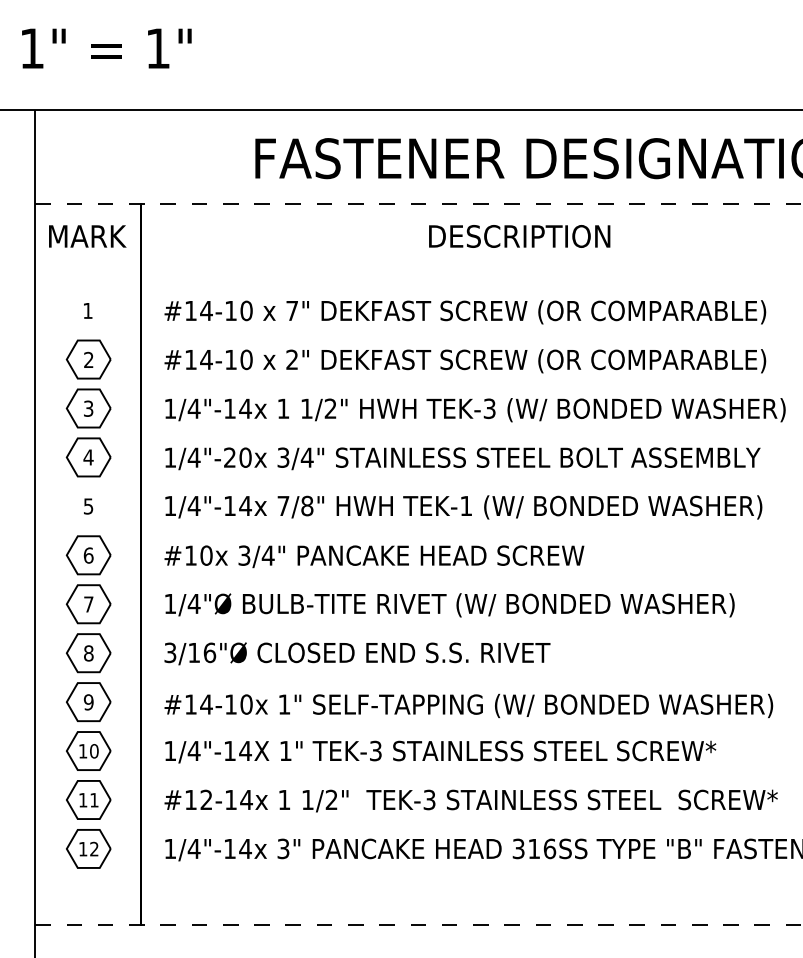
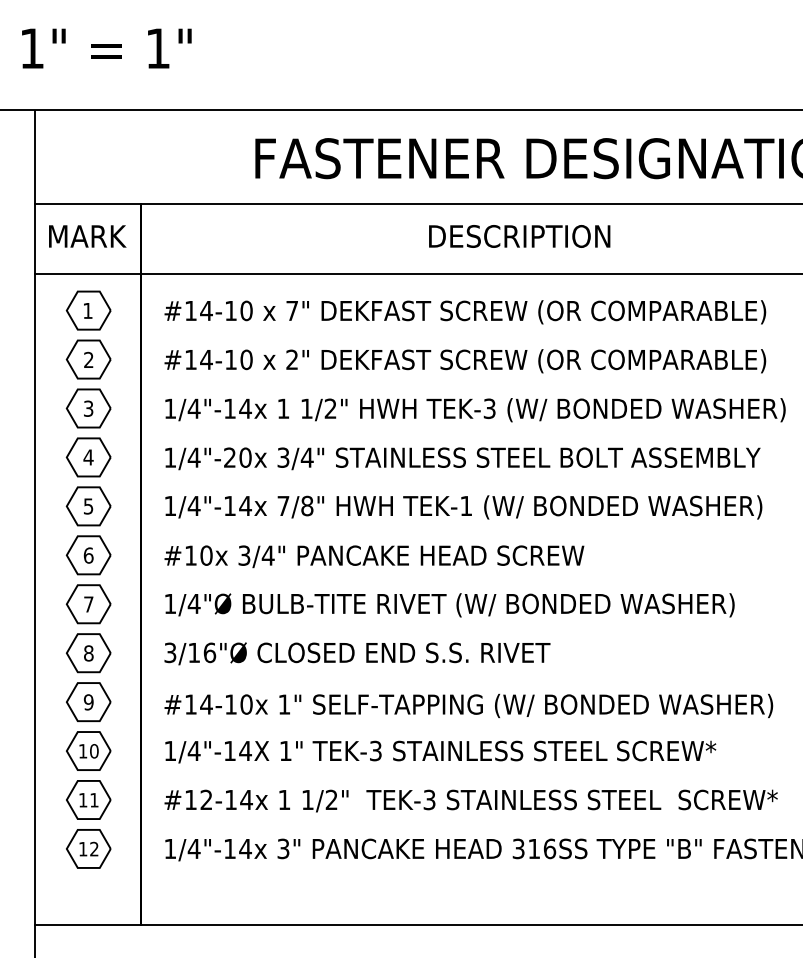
line: dashed -> solid (419, 203)
line: none -> present (417, 274)
part: none -> present (88, 310)
part: none -> present (88, 506)
line: dashed -> solid (419, 924)
